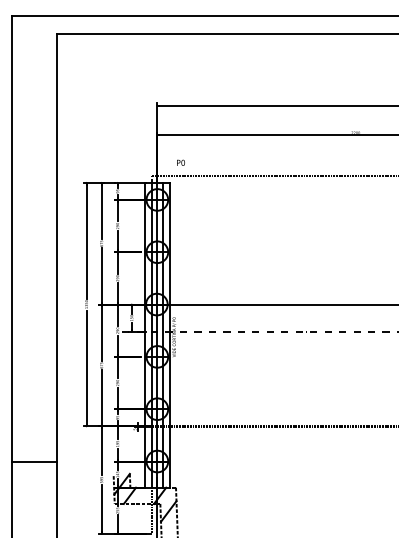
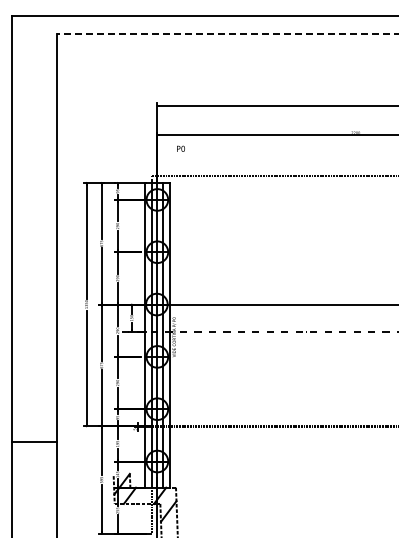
line: solid -> dashed (227, 34)
text position: (180, 162) -> (180, 148) (180, 148)
line position: (34, 461) -> (34, 441) (34, 441)
